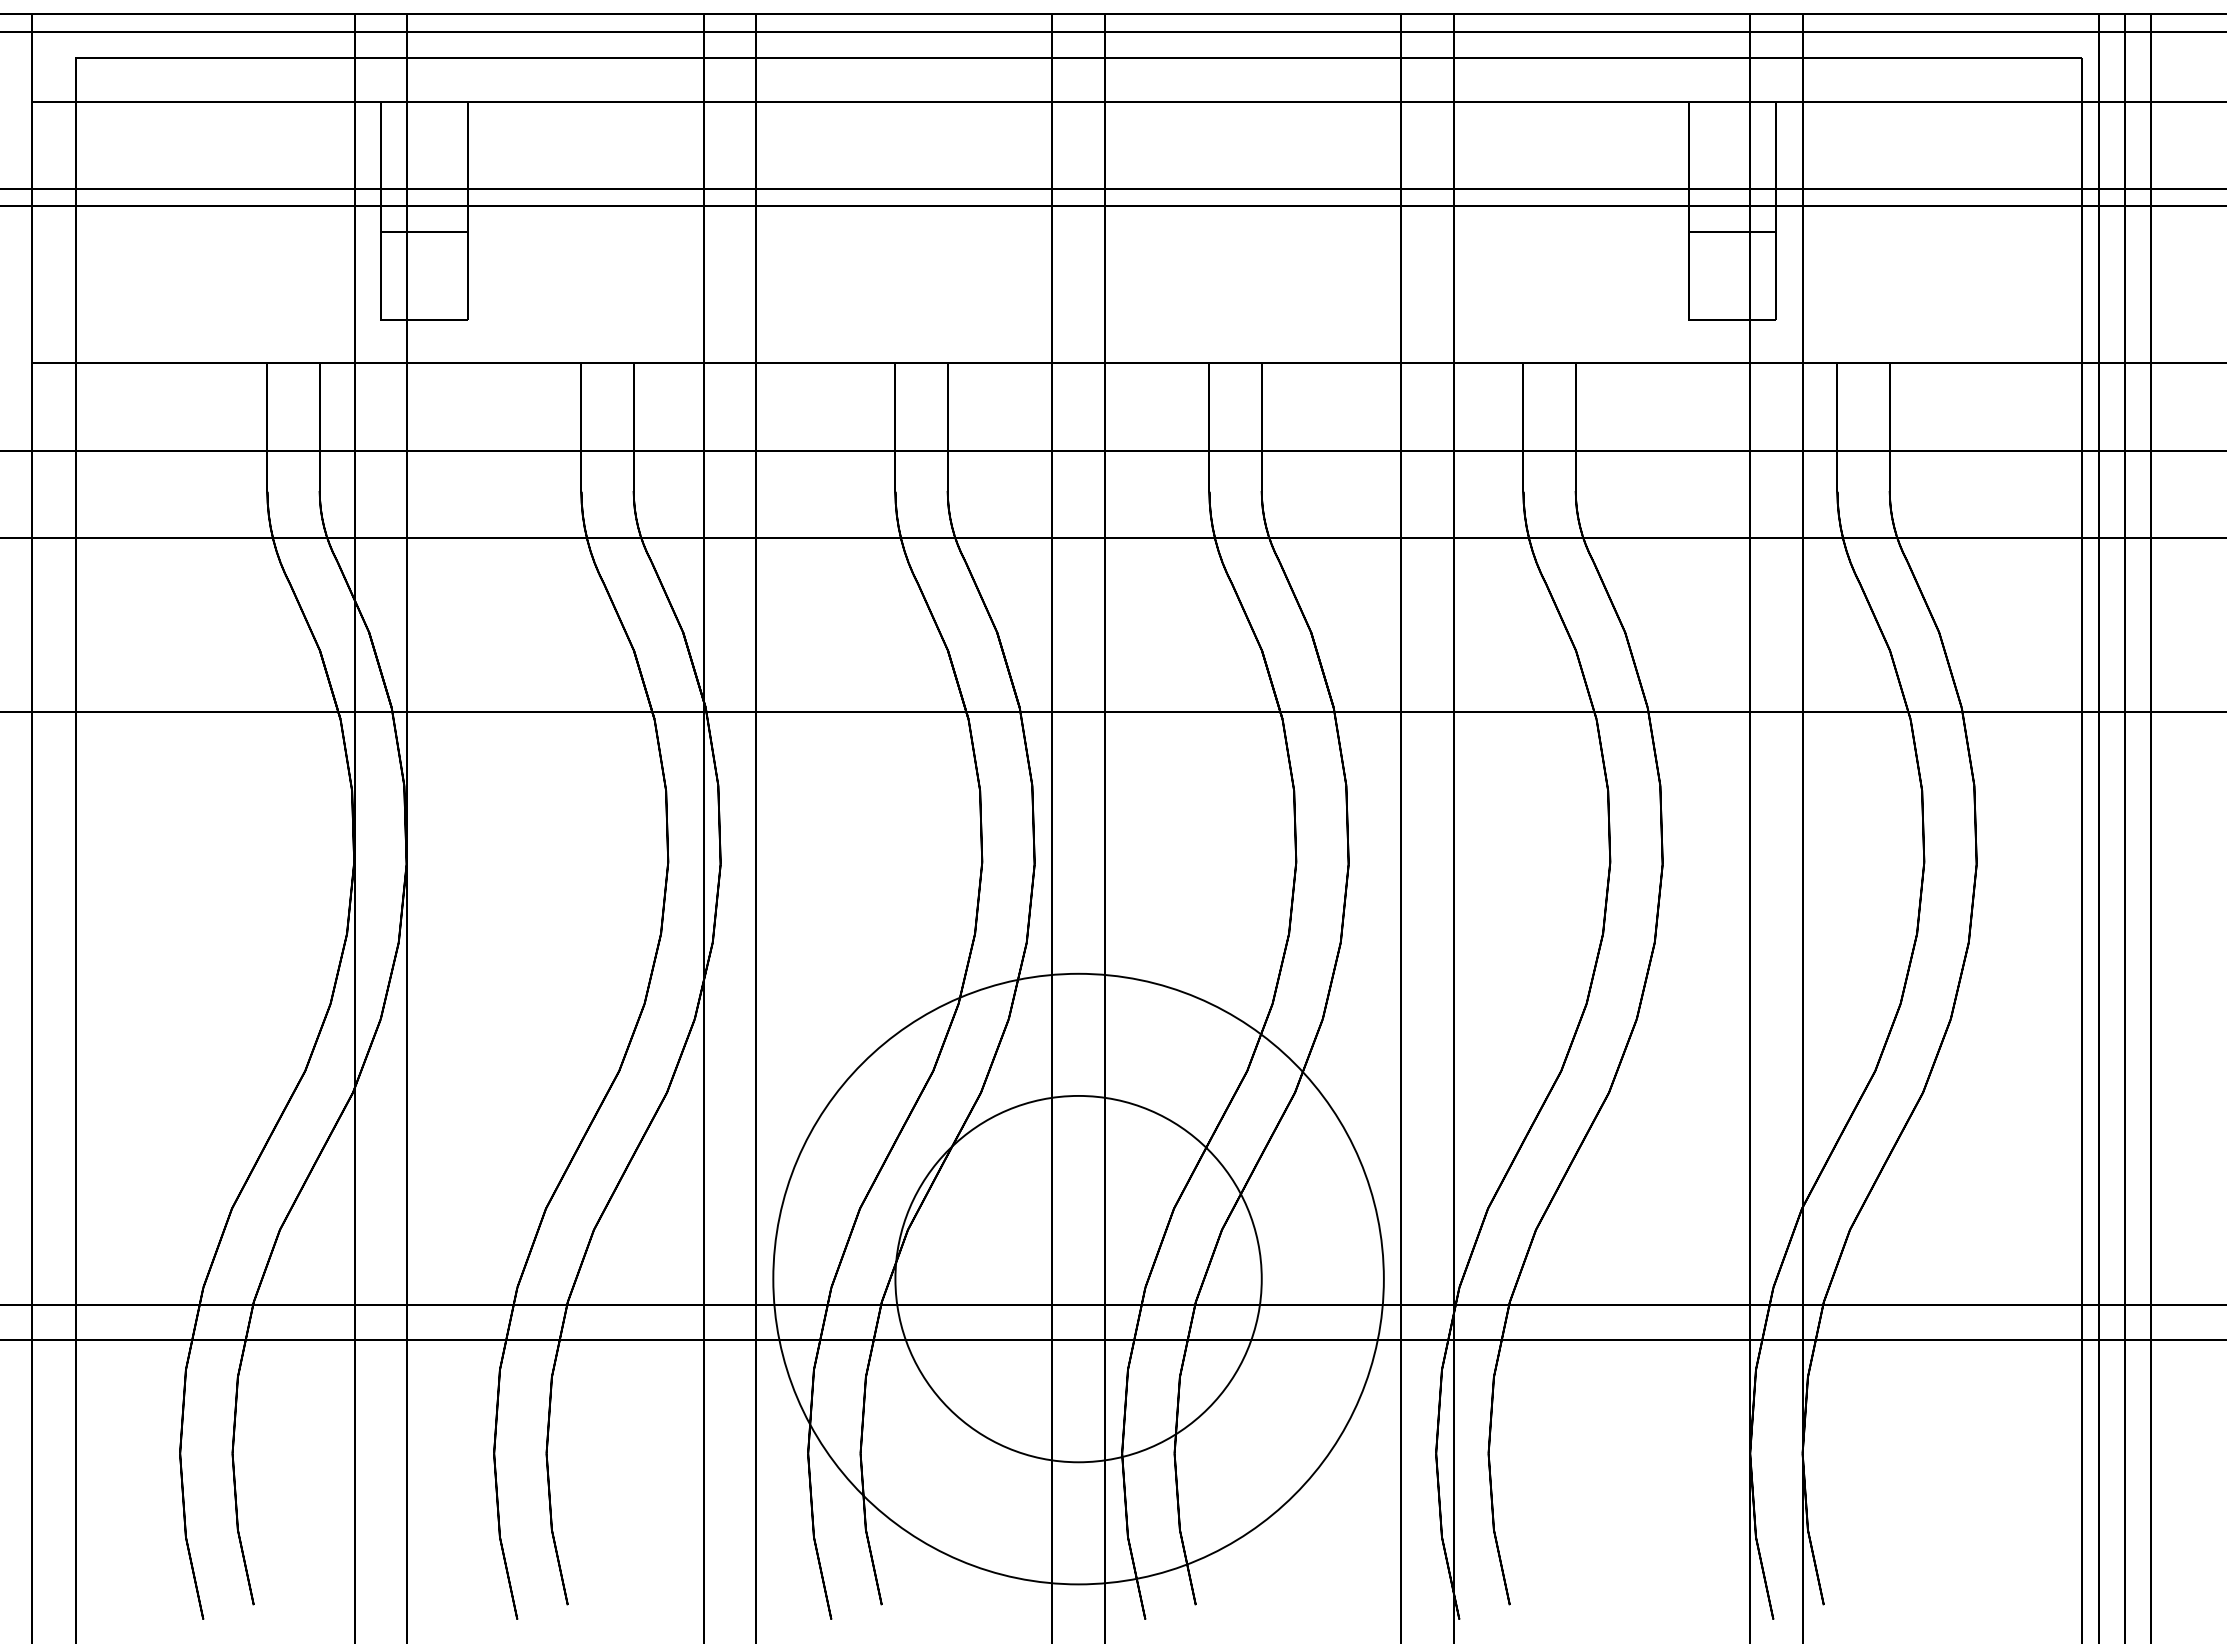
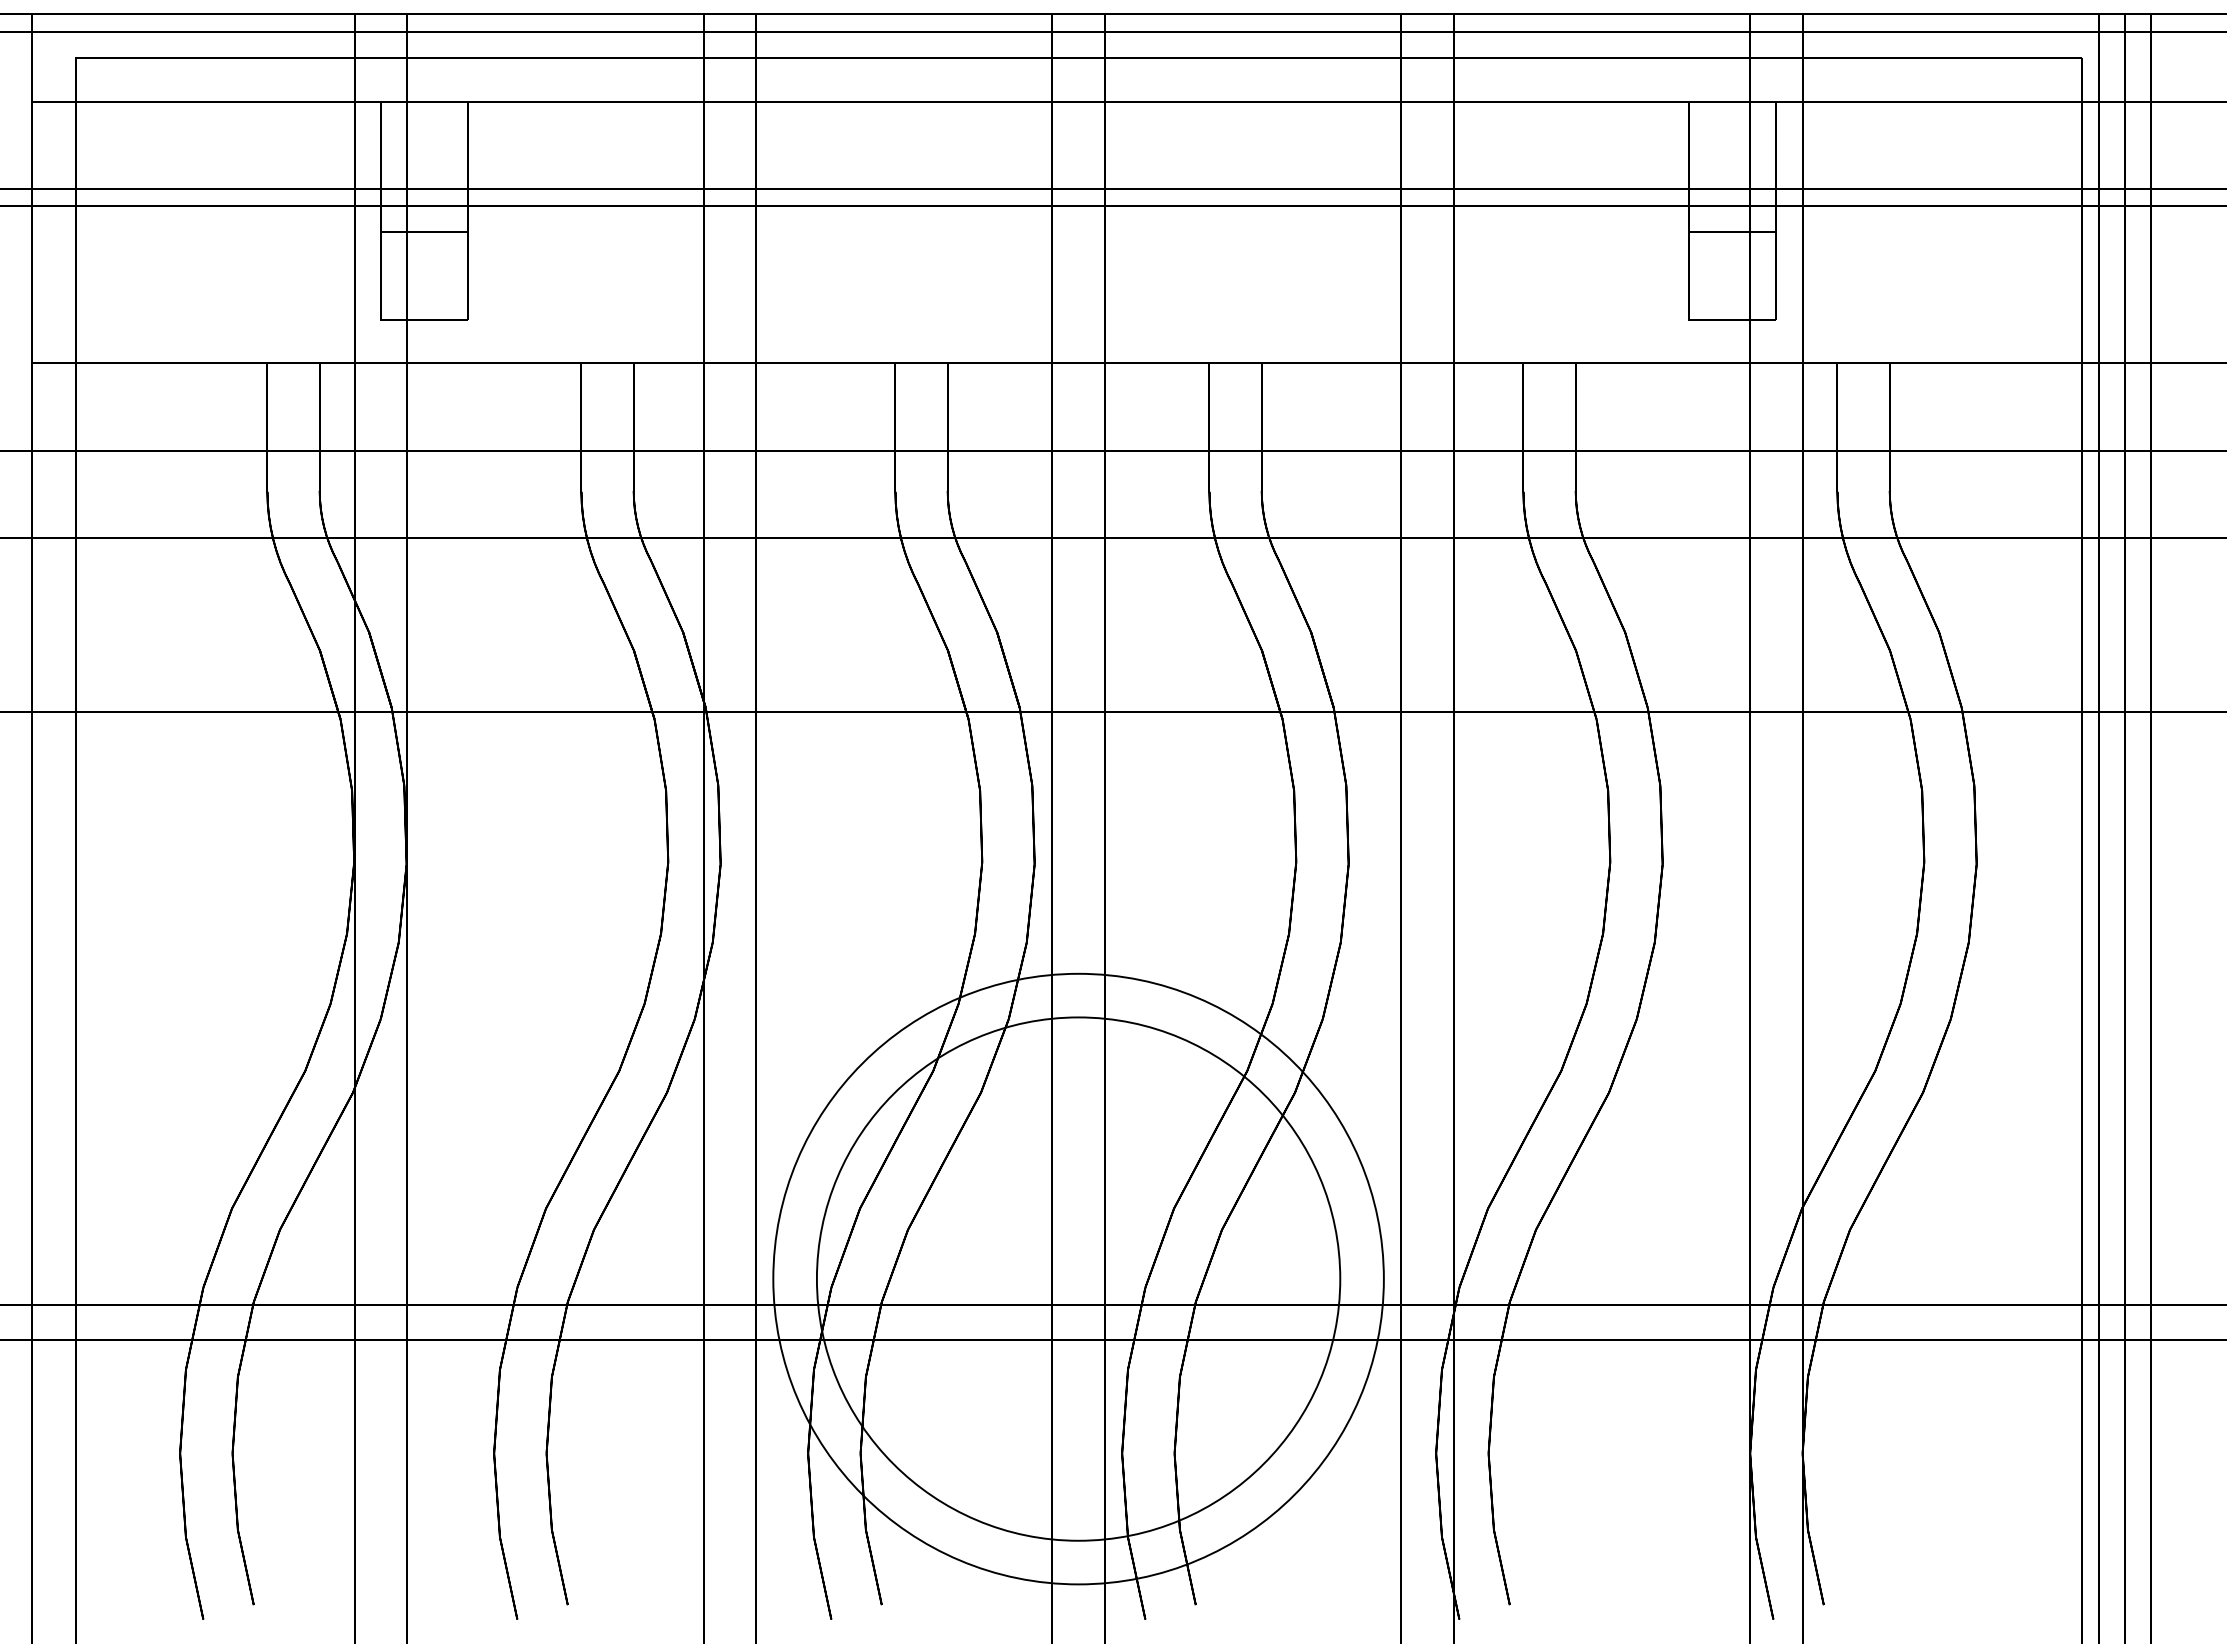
circle diameter: 366 px -> 523 px (1078, 1278)
